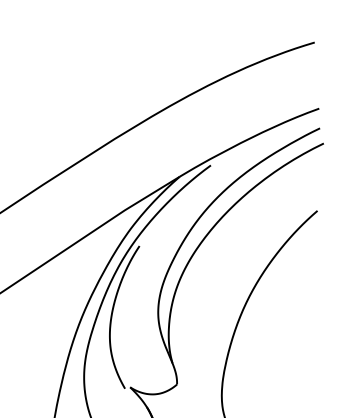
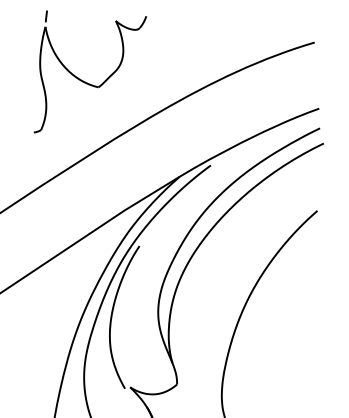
part: none -> present (85, 81)
